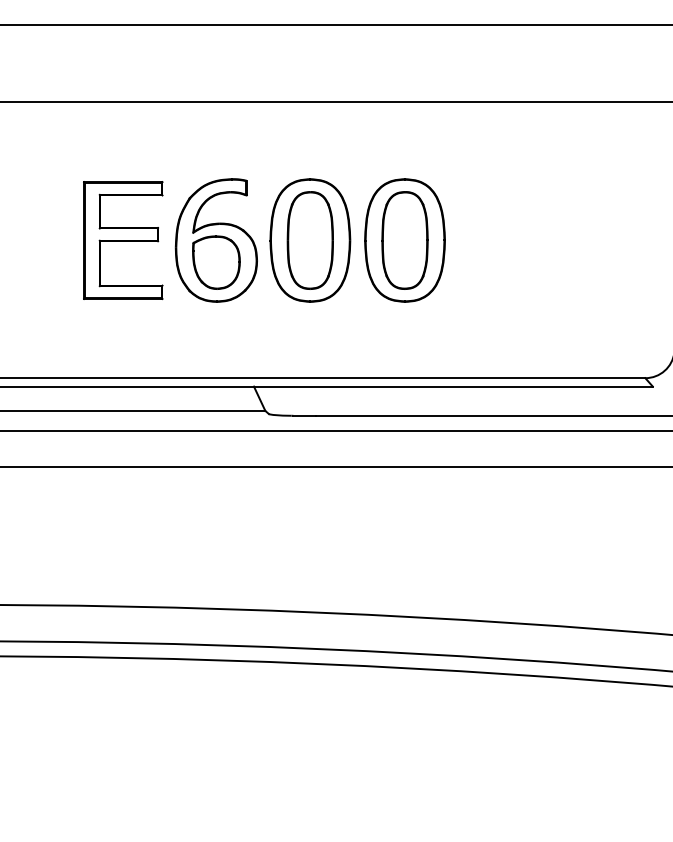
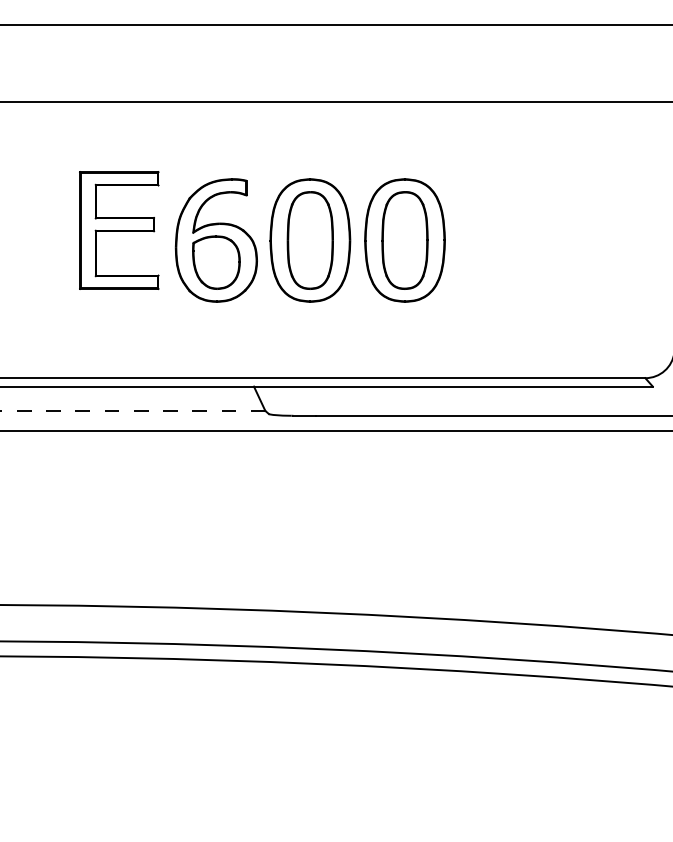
part position: (123, 240) -> (119, 230) (119, 230)
line: solid -> dashed (132, 410)
line: present -> none (335, 467)
